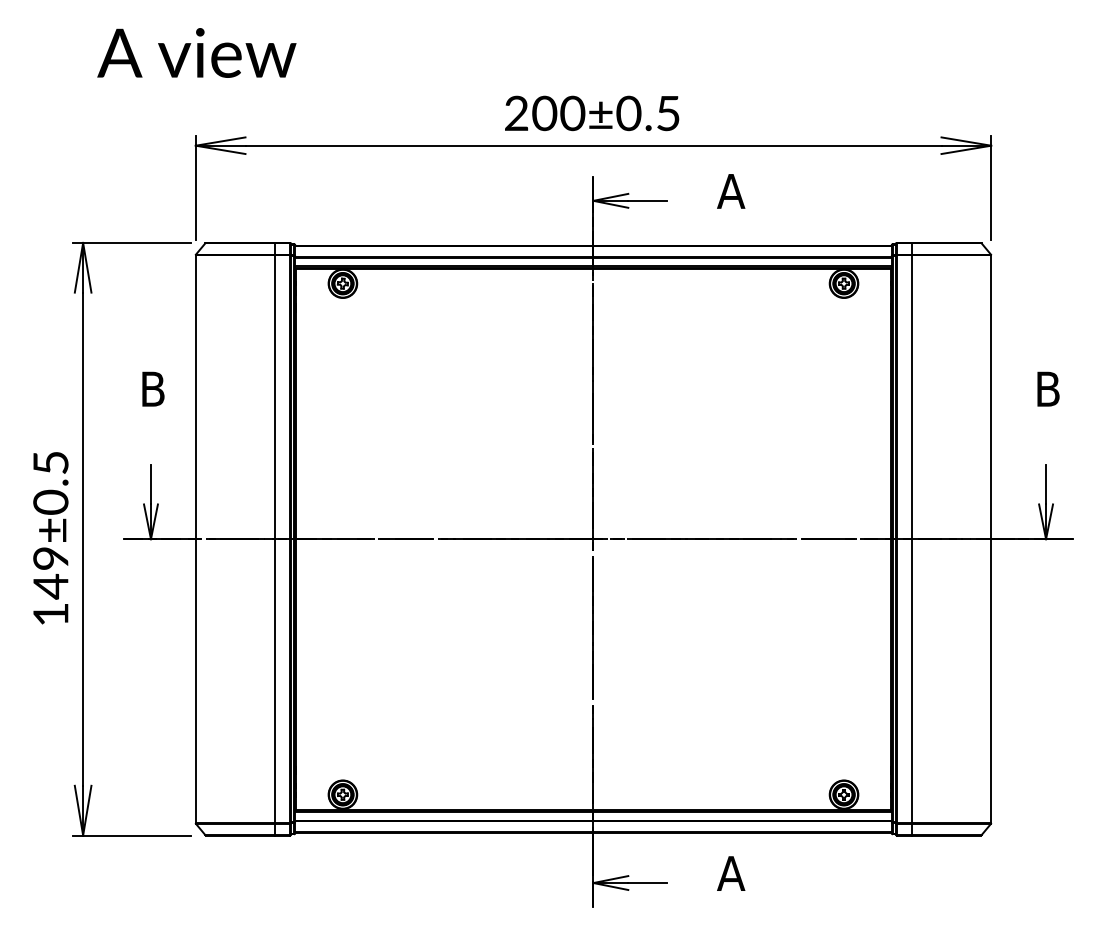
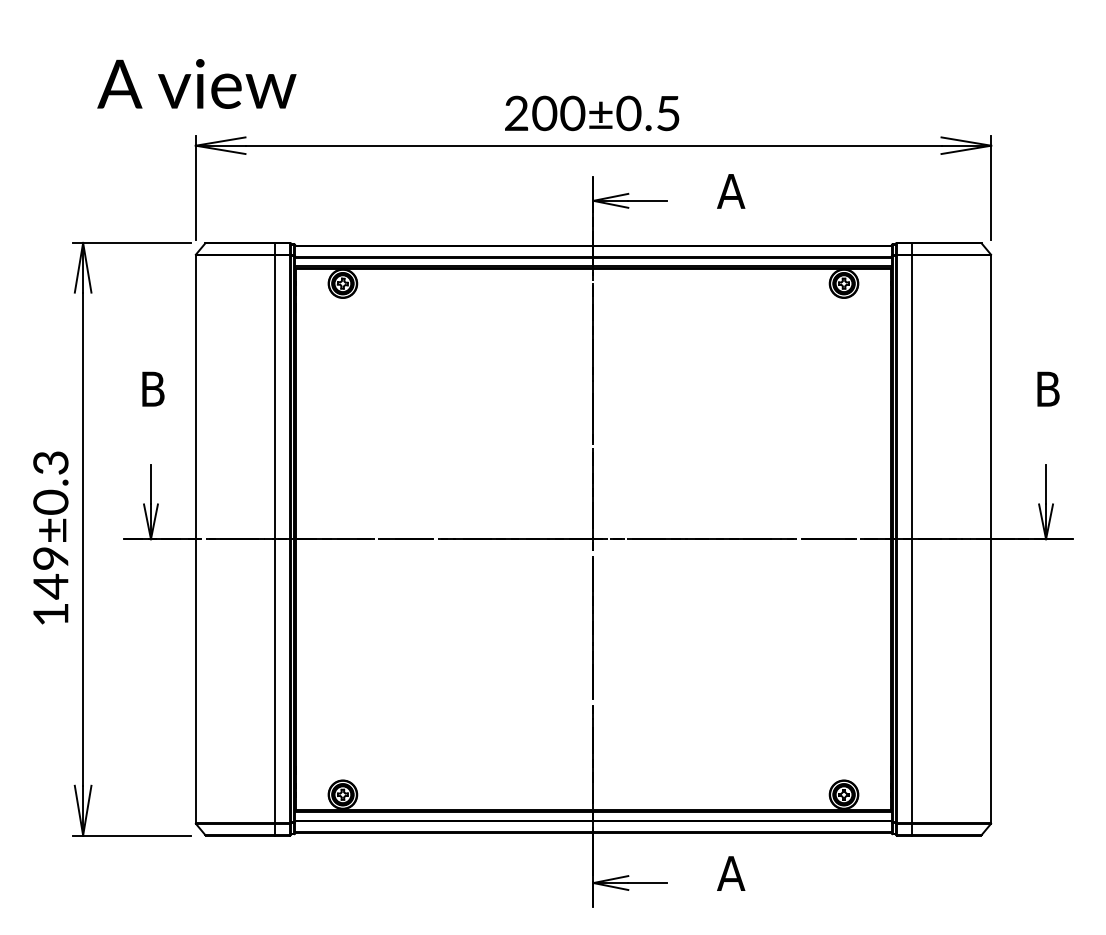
text position: (196, 52) -> (196, 83) (196, 83)
text: 149±0.5 -> 149±0.3 (50, 462)
